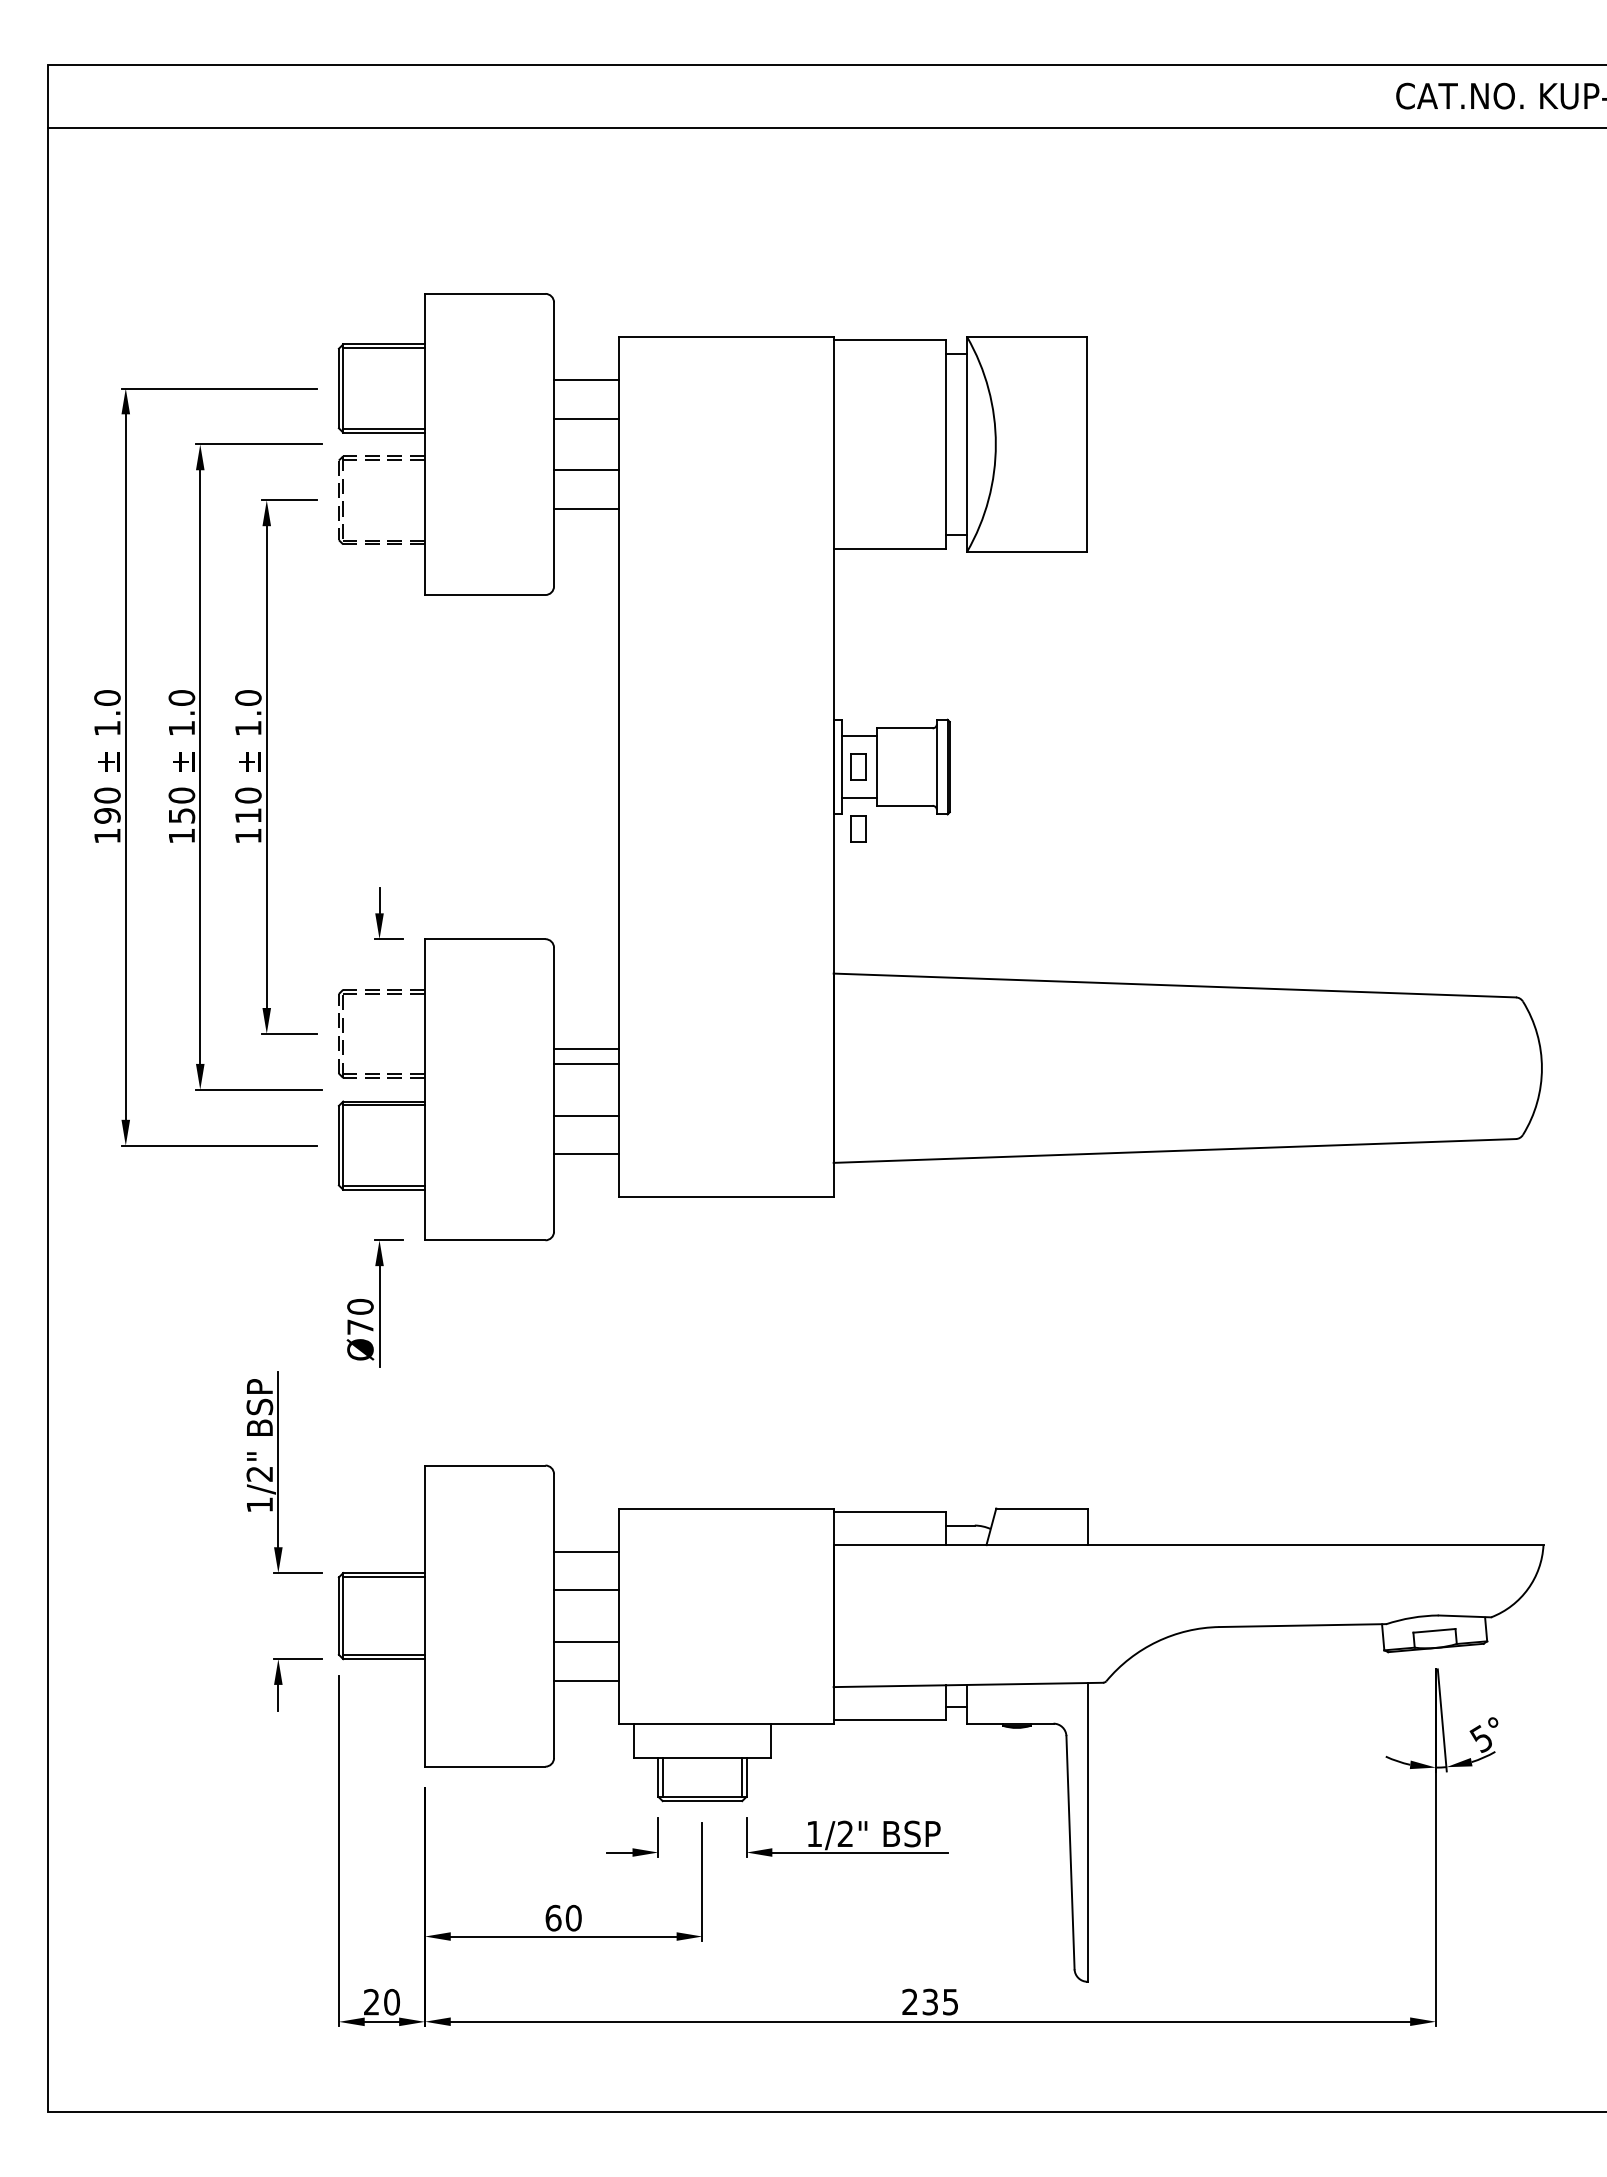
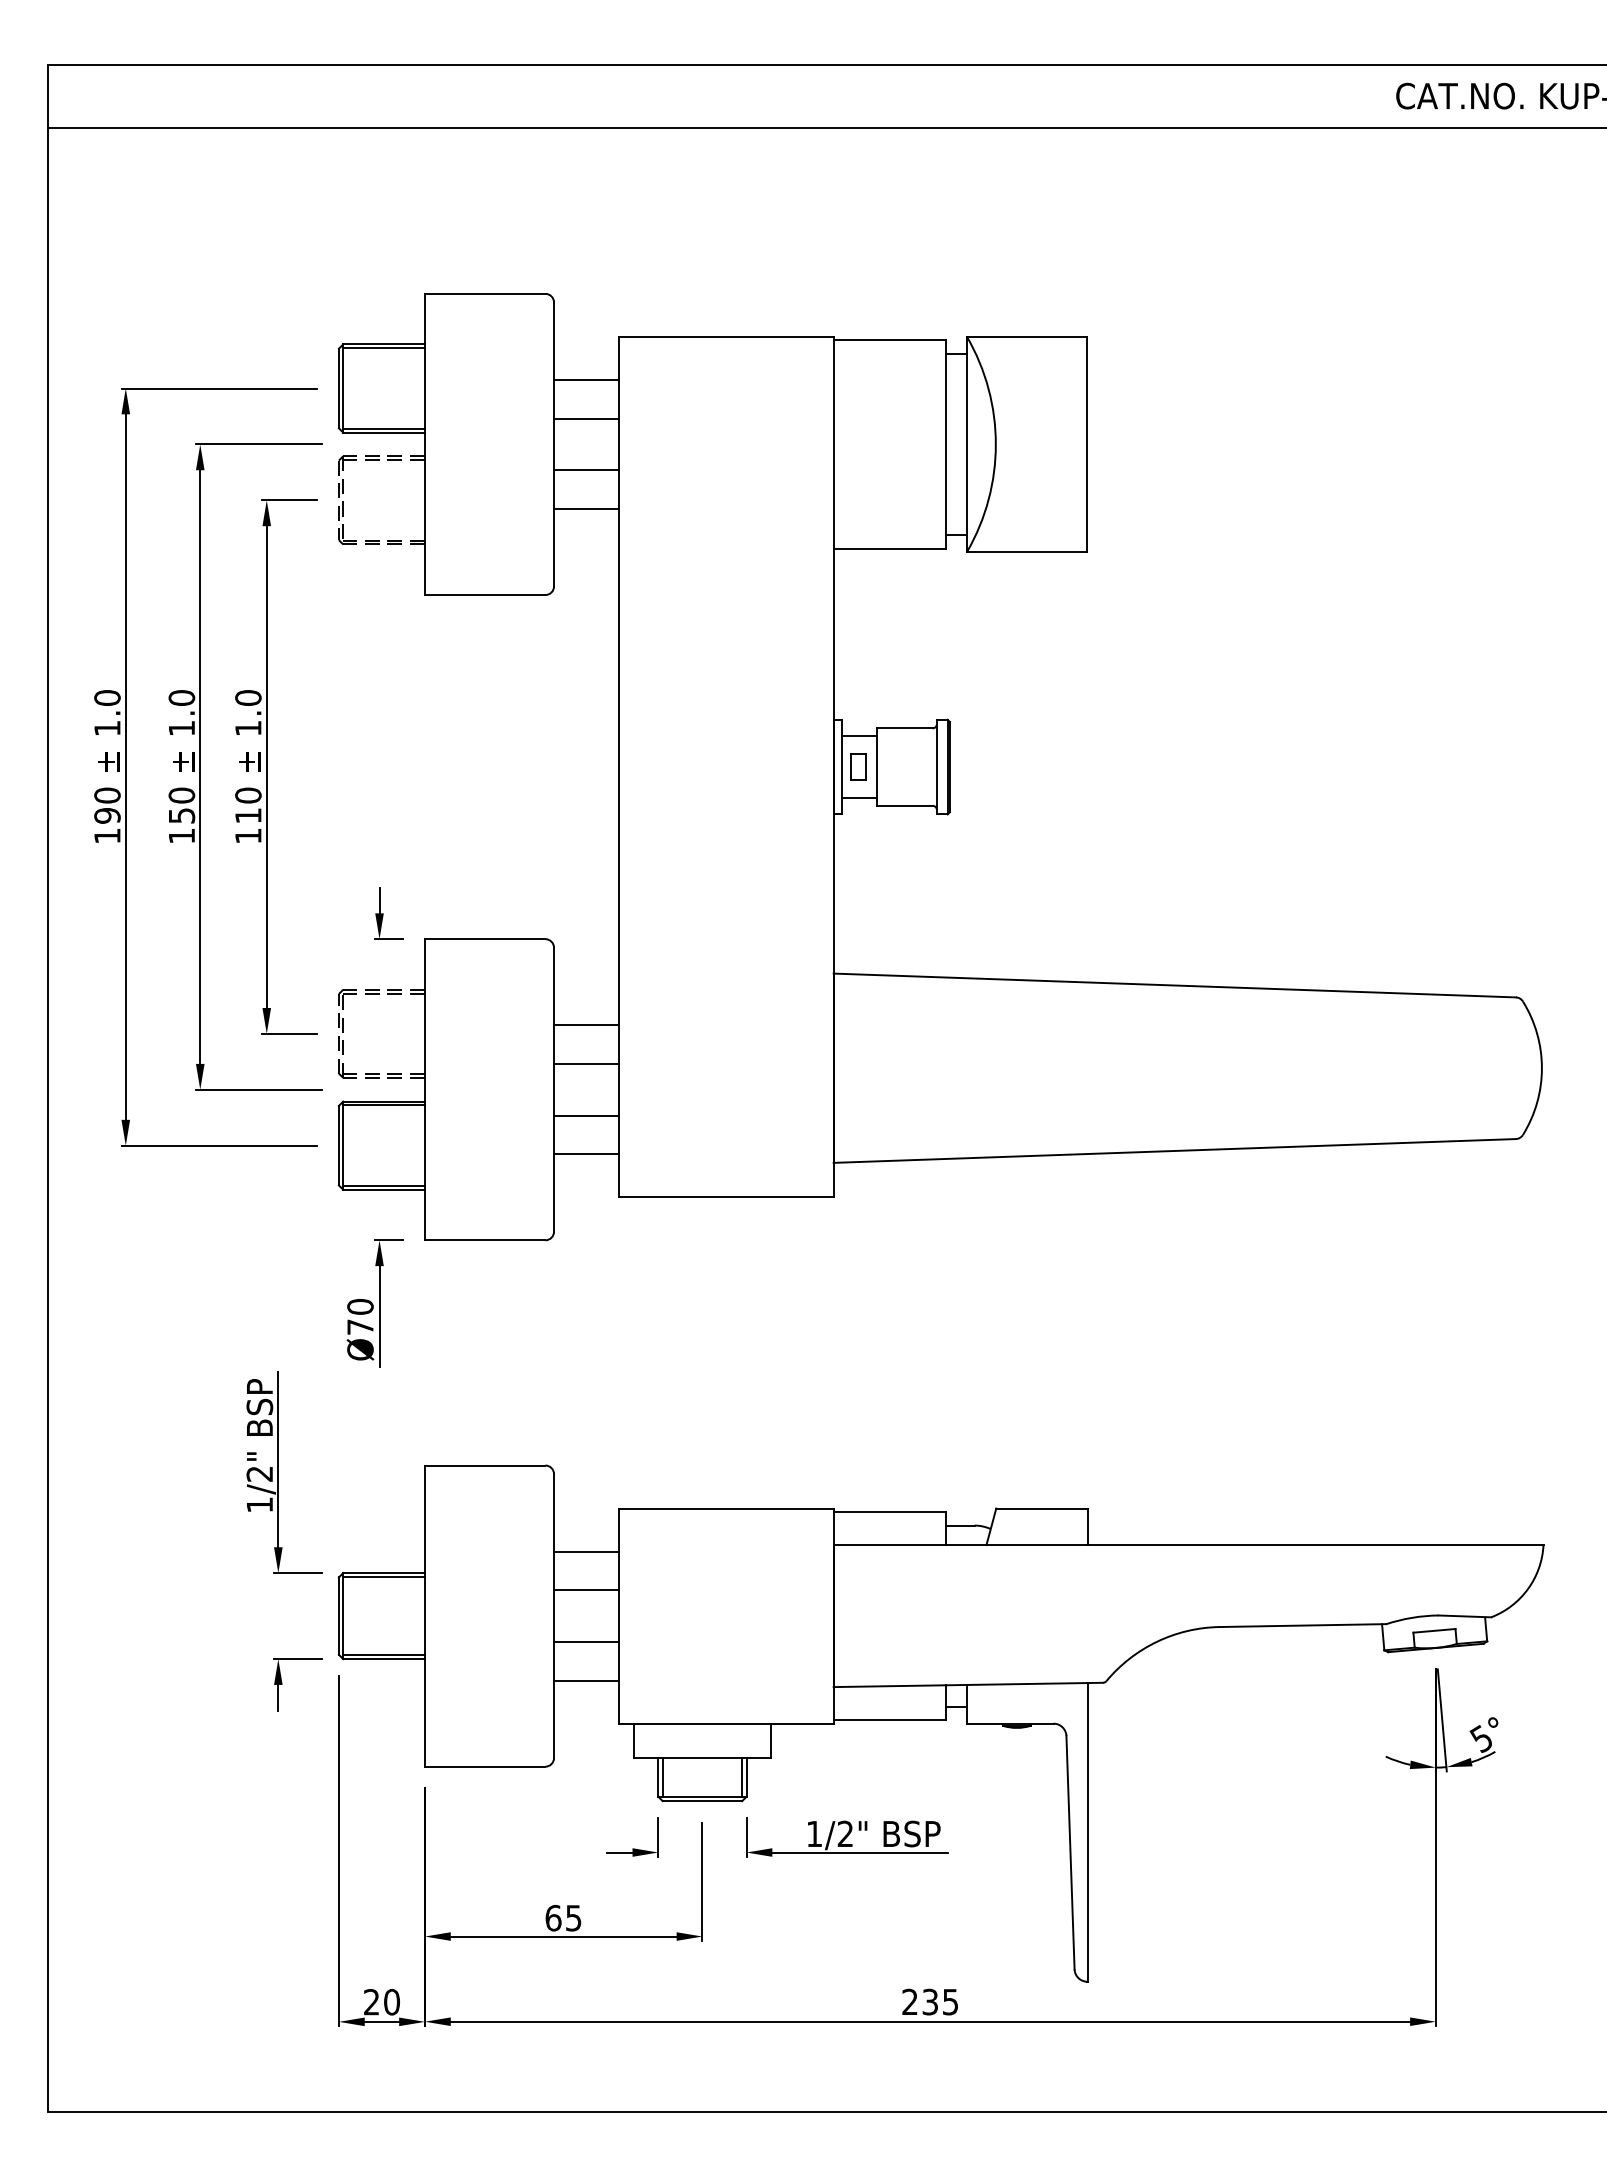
part: present -> none (858, 828)
line position: (586, 1049) -> (586, 1025) (586, 1025)
text: 60 -> 65 (573, 1917)
